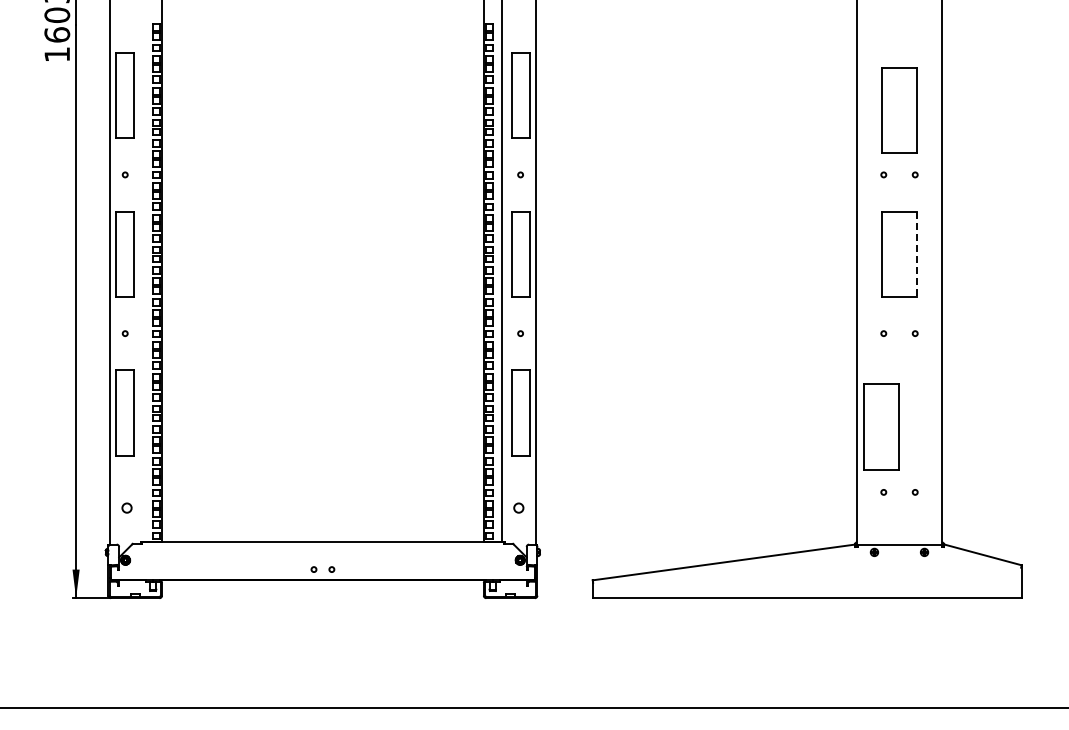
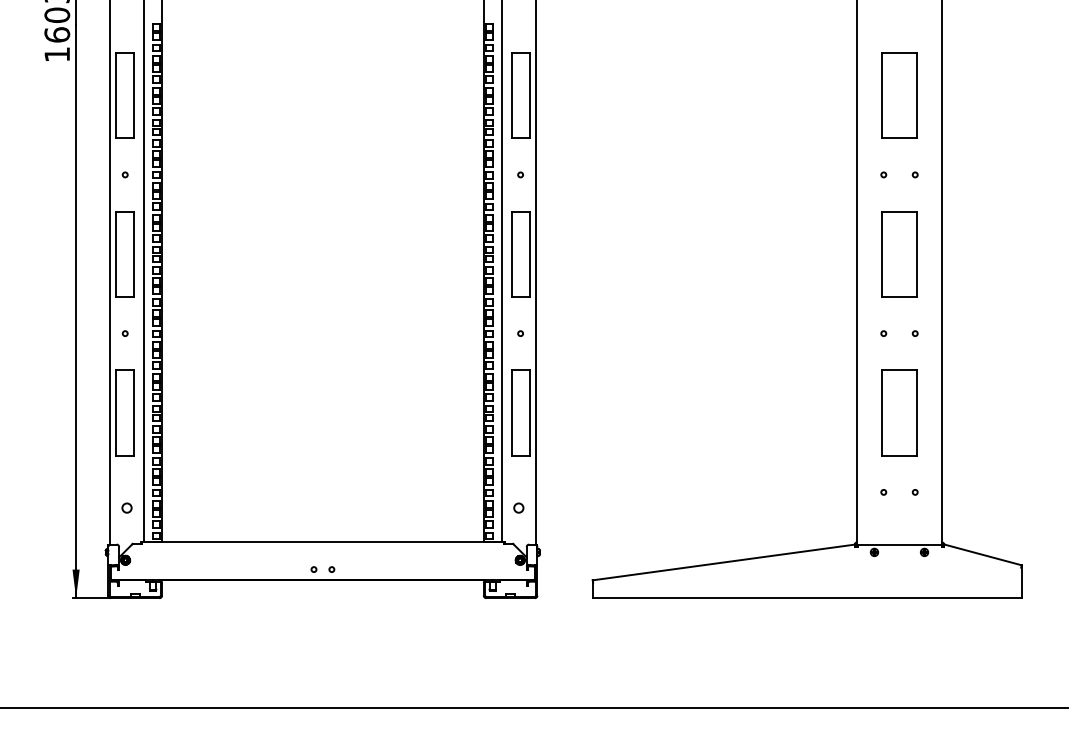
part position: (899, 110) -> (899, 95) (899, 95)
line: dashed -> solid (917, 254)
line: none -> present (144, 271)
part position: (881, 426) -> (899, 412) (899, 412)
